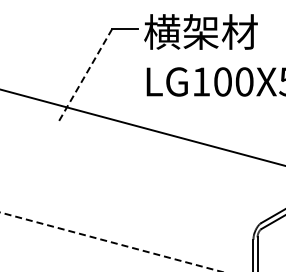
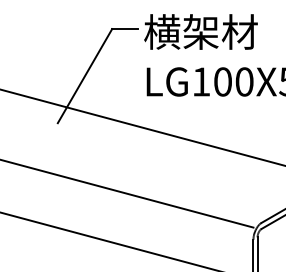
line: dashed -> solid (84, 76)
line: none -> present (127, 193)
line: dashed -> solid (111, 242)
